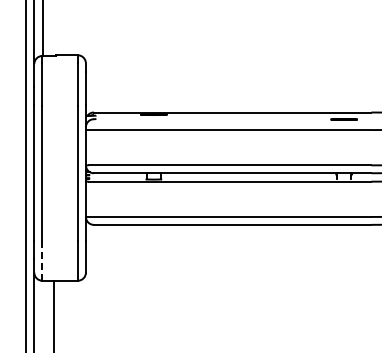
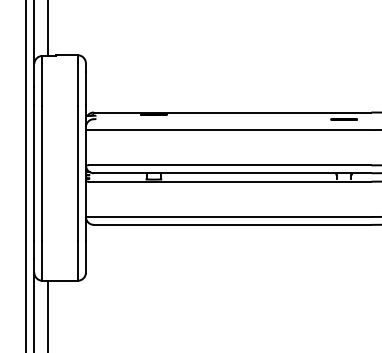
line position: (42, 28) -> (47, 28) (47, 28)
line: dashed -> solid (42, 261)
line position: (53, 314) -> (47, 314) (47, 314)
